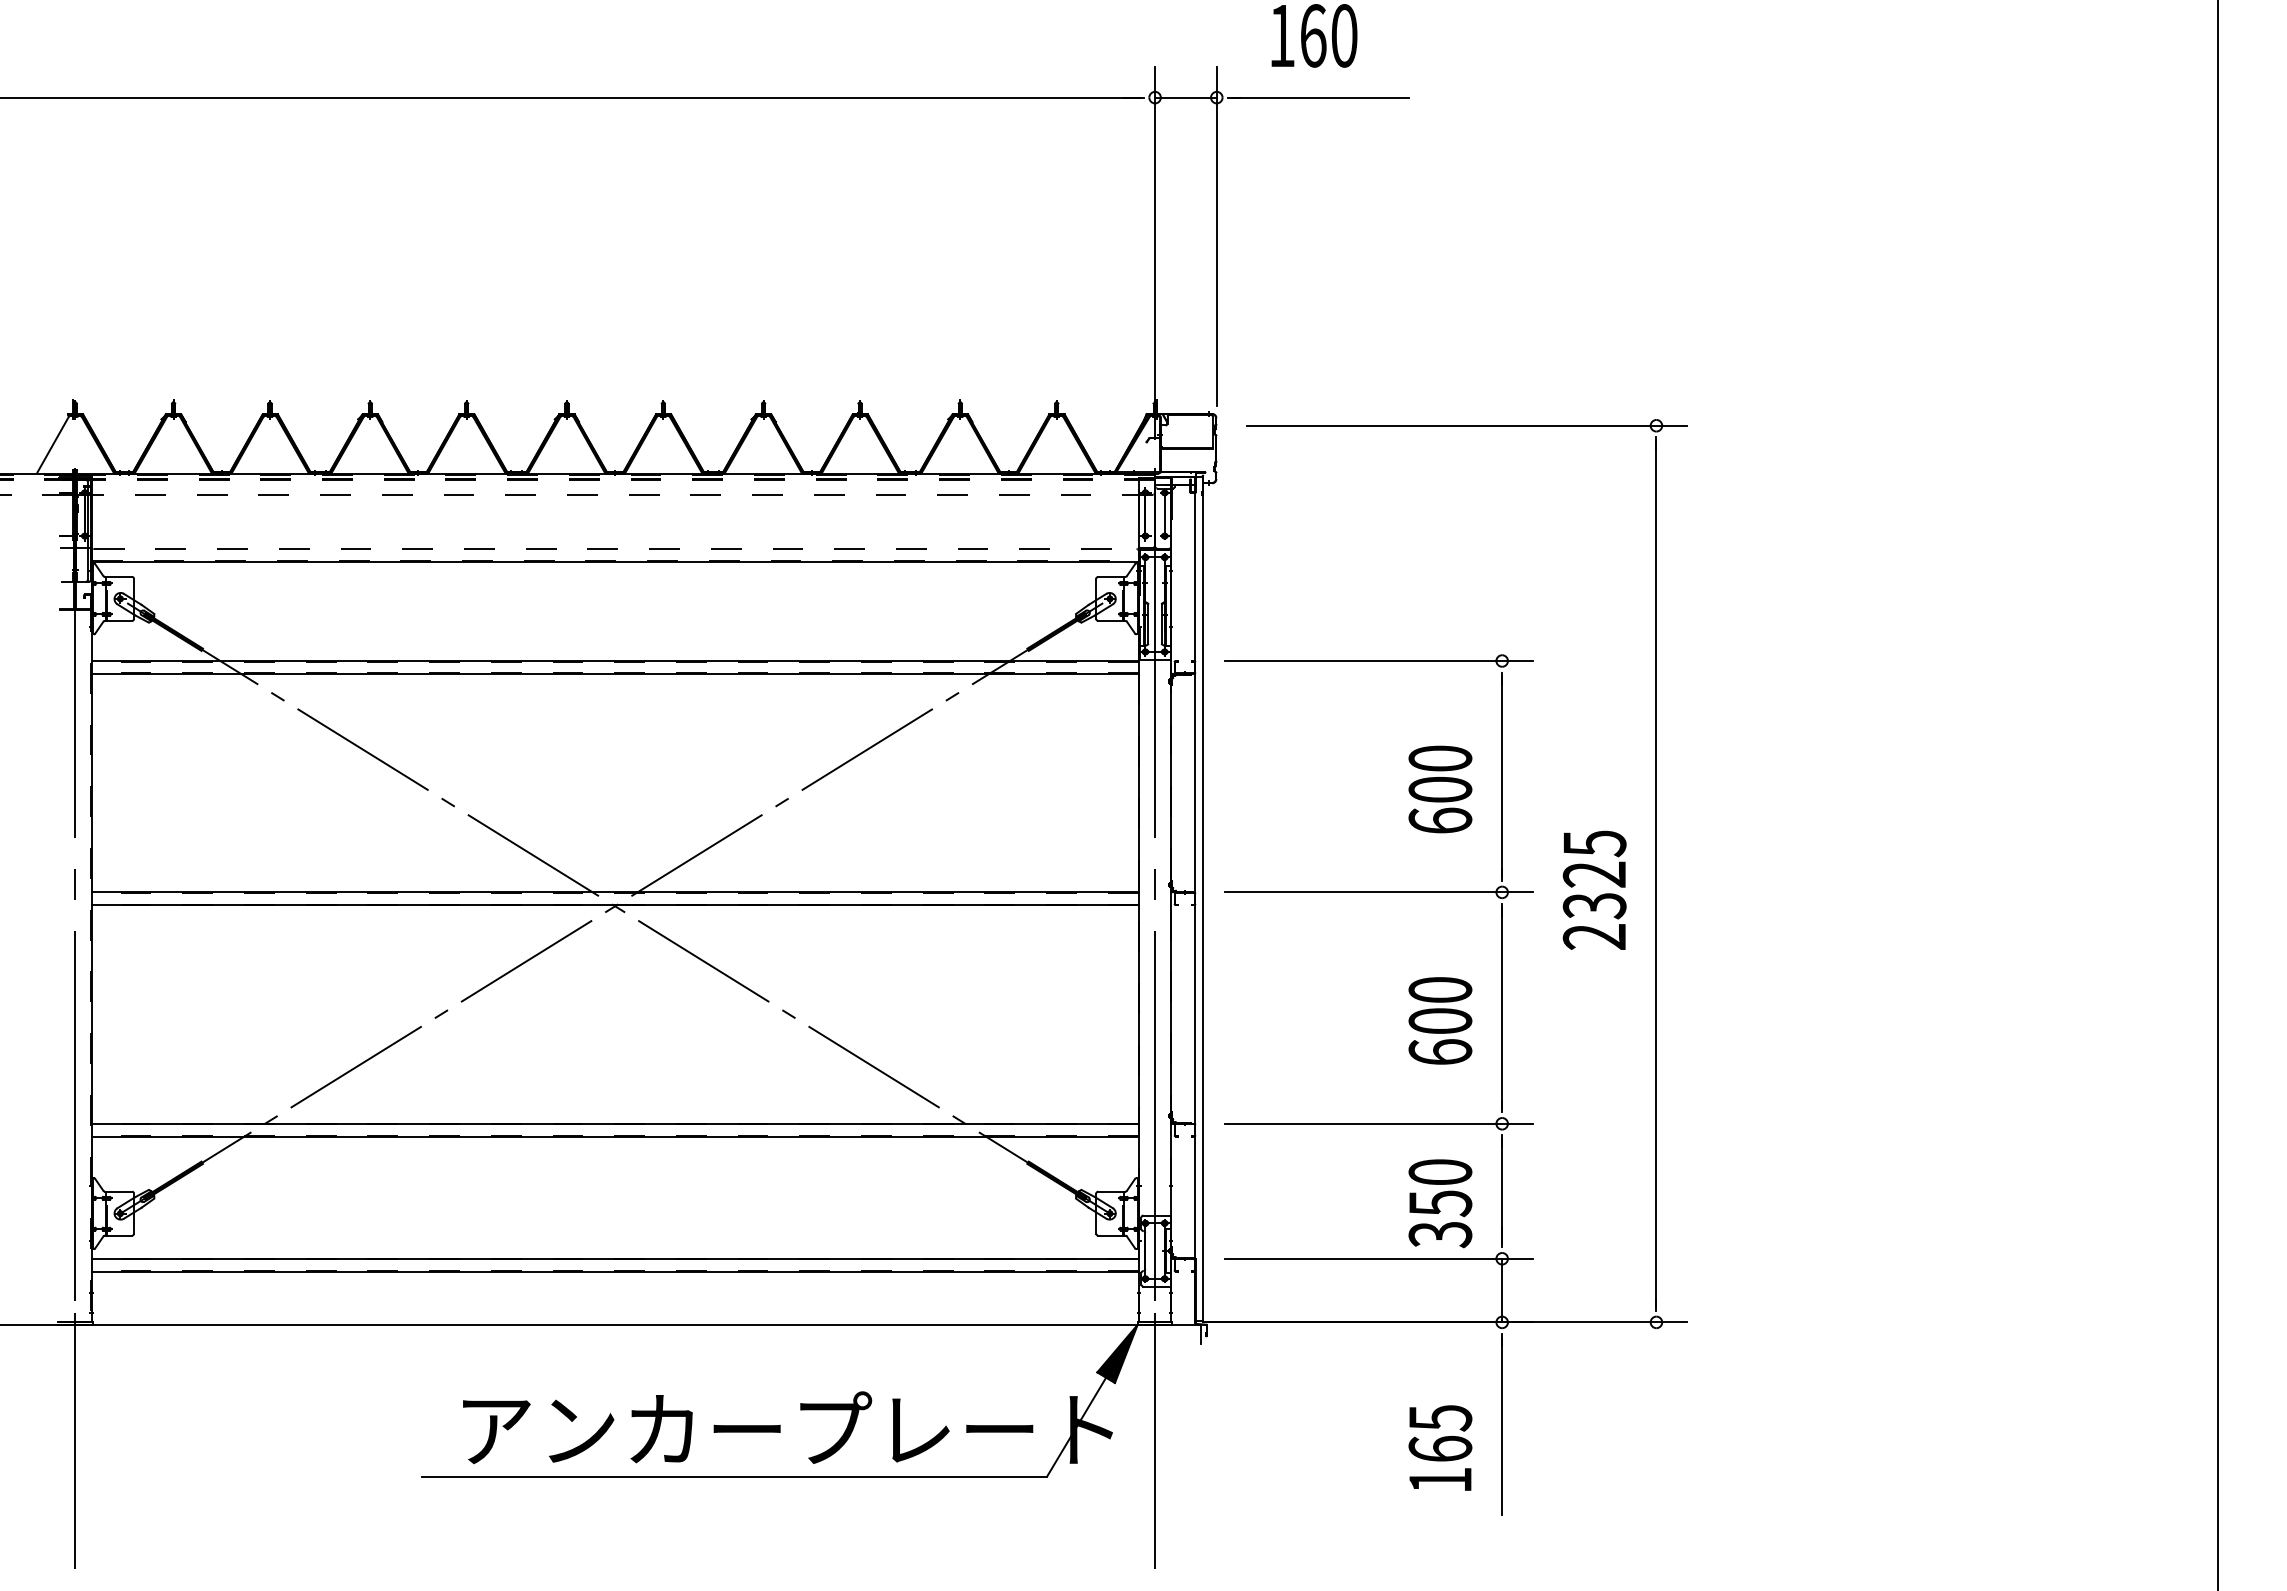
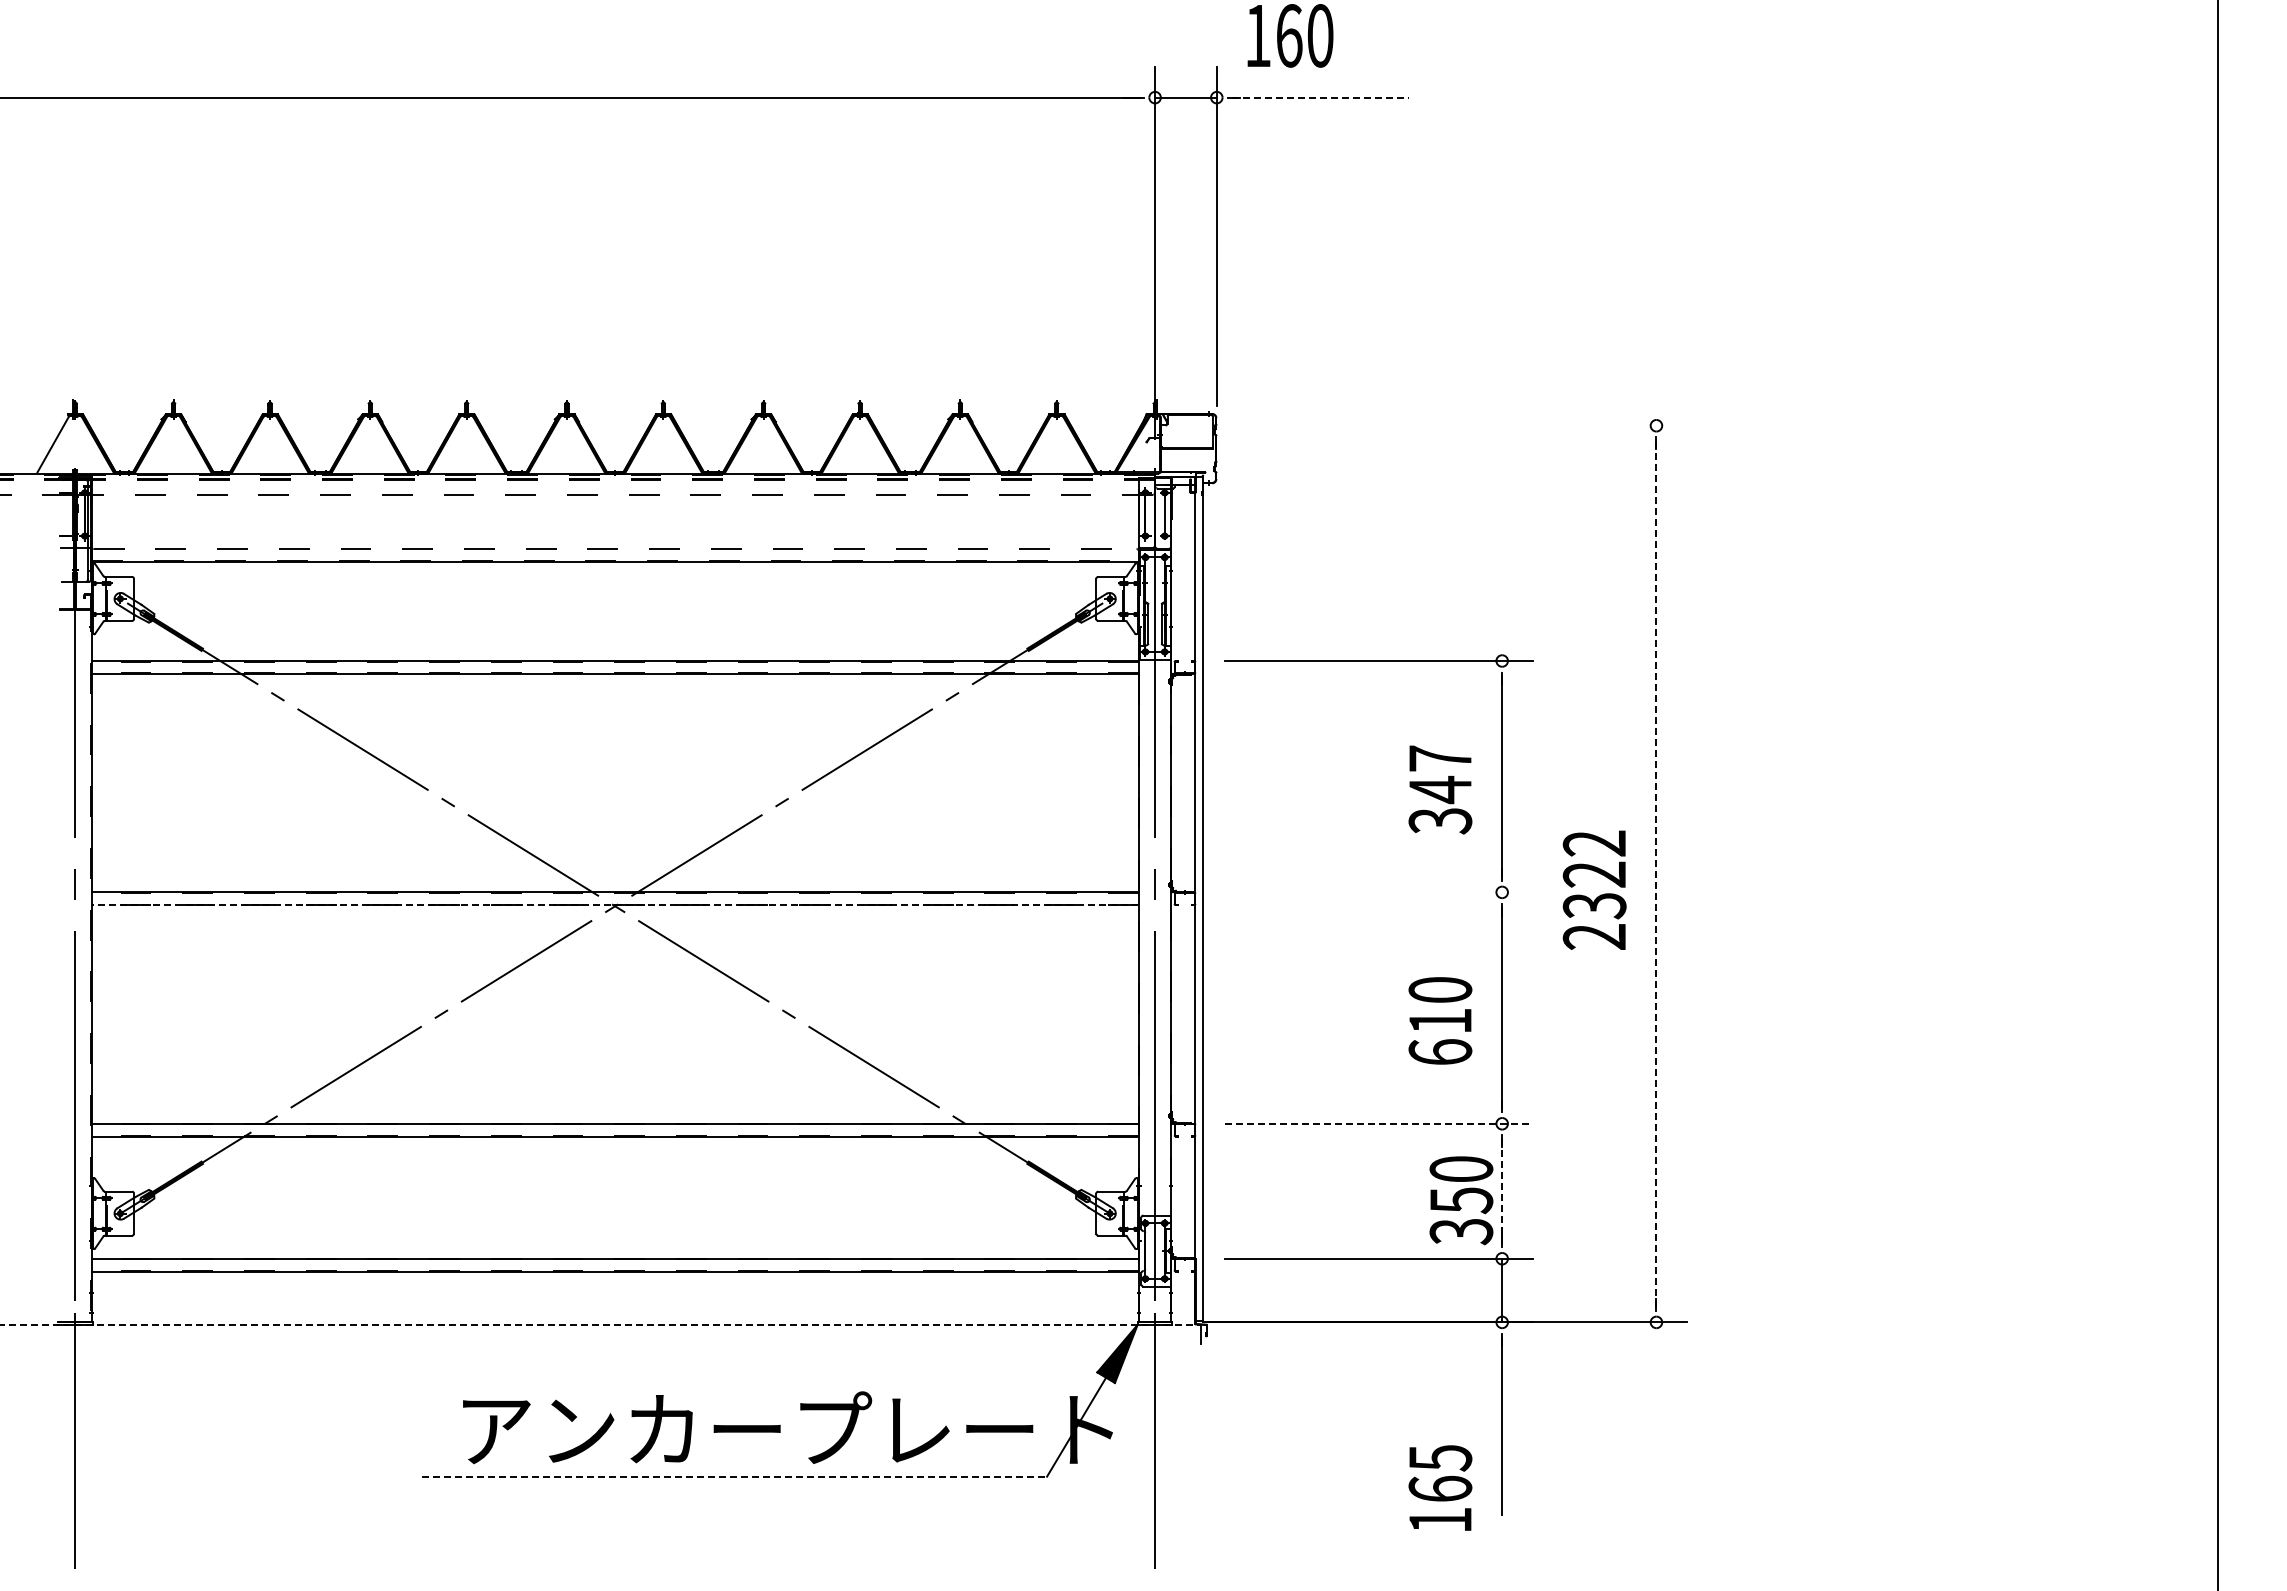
text position: (1314, 35) -> (1290, 35) (1290, 35)
line: solid -> dashed (1320, 97)
line: present -> none (1466, 425)
text: 600 -> 347 (1440, 789)
text: 2325 -> 2322 (1594, 843)
line: solid -> dashed (1656, 874)
line: present -> none (1379, 892)
line: solid -> dashed (615, 905)
text: 600 -> 610 (1440, 1020)
line: solid -> dashed (1379, 1123)
line: solid -> dashed (1502, 1191)
text position: (1440, 1203) -> (1461, 1200) (1461, 1200)
line: solid -> dashed (601, 1324)
text position: (1440, 1447) -> (1440, 1487) (1440, 1487)
line: solid -> dashed (734, 1476)
